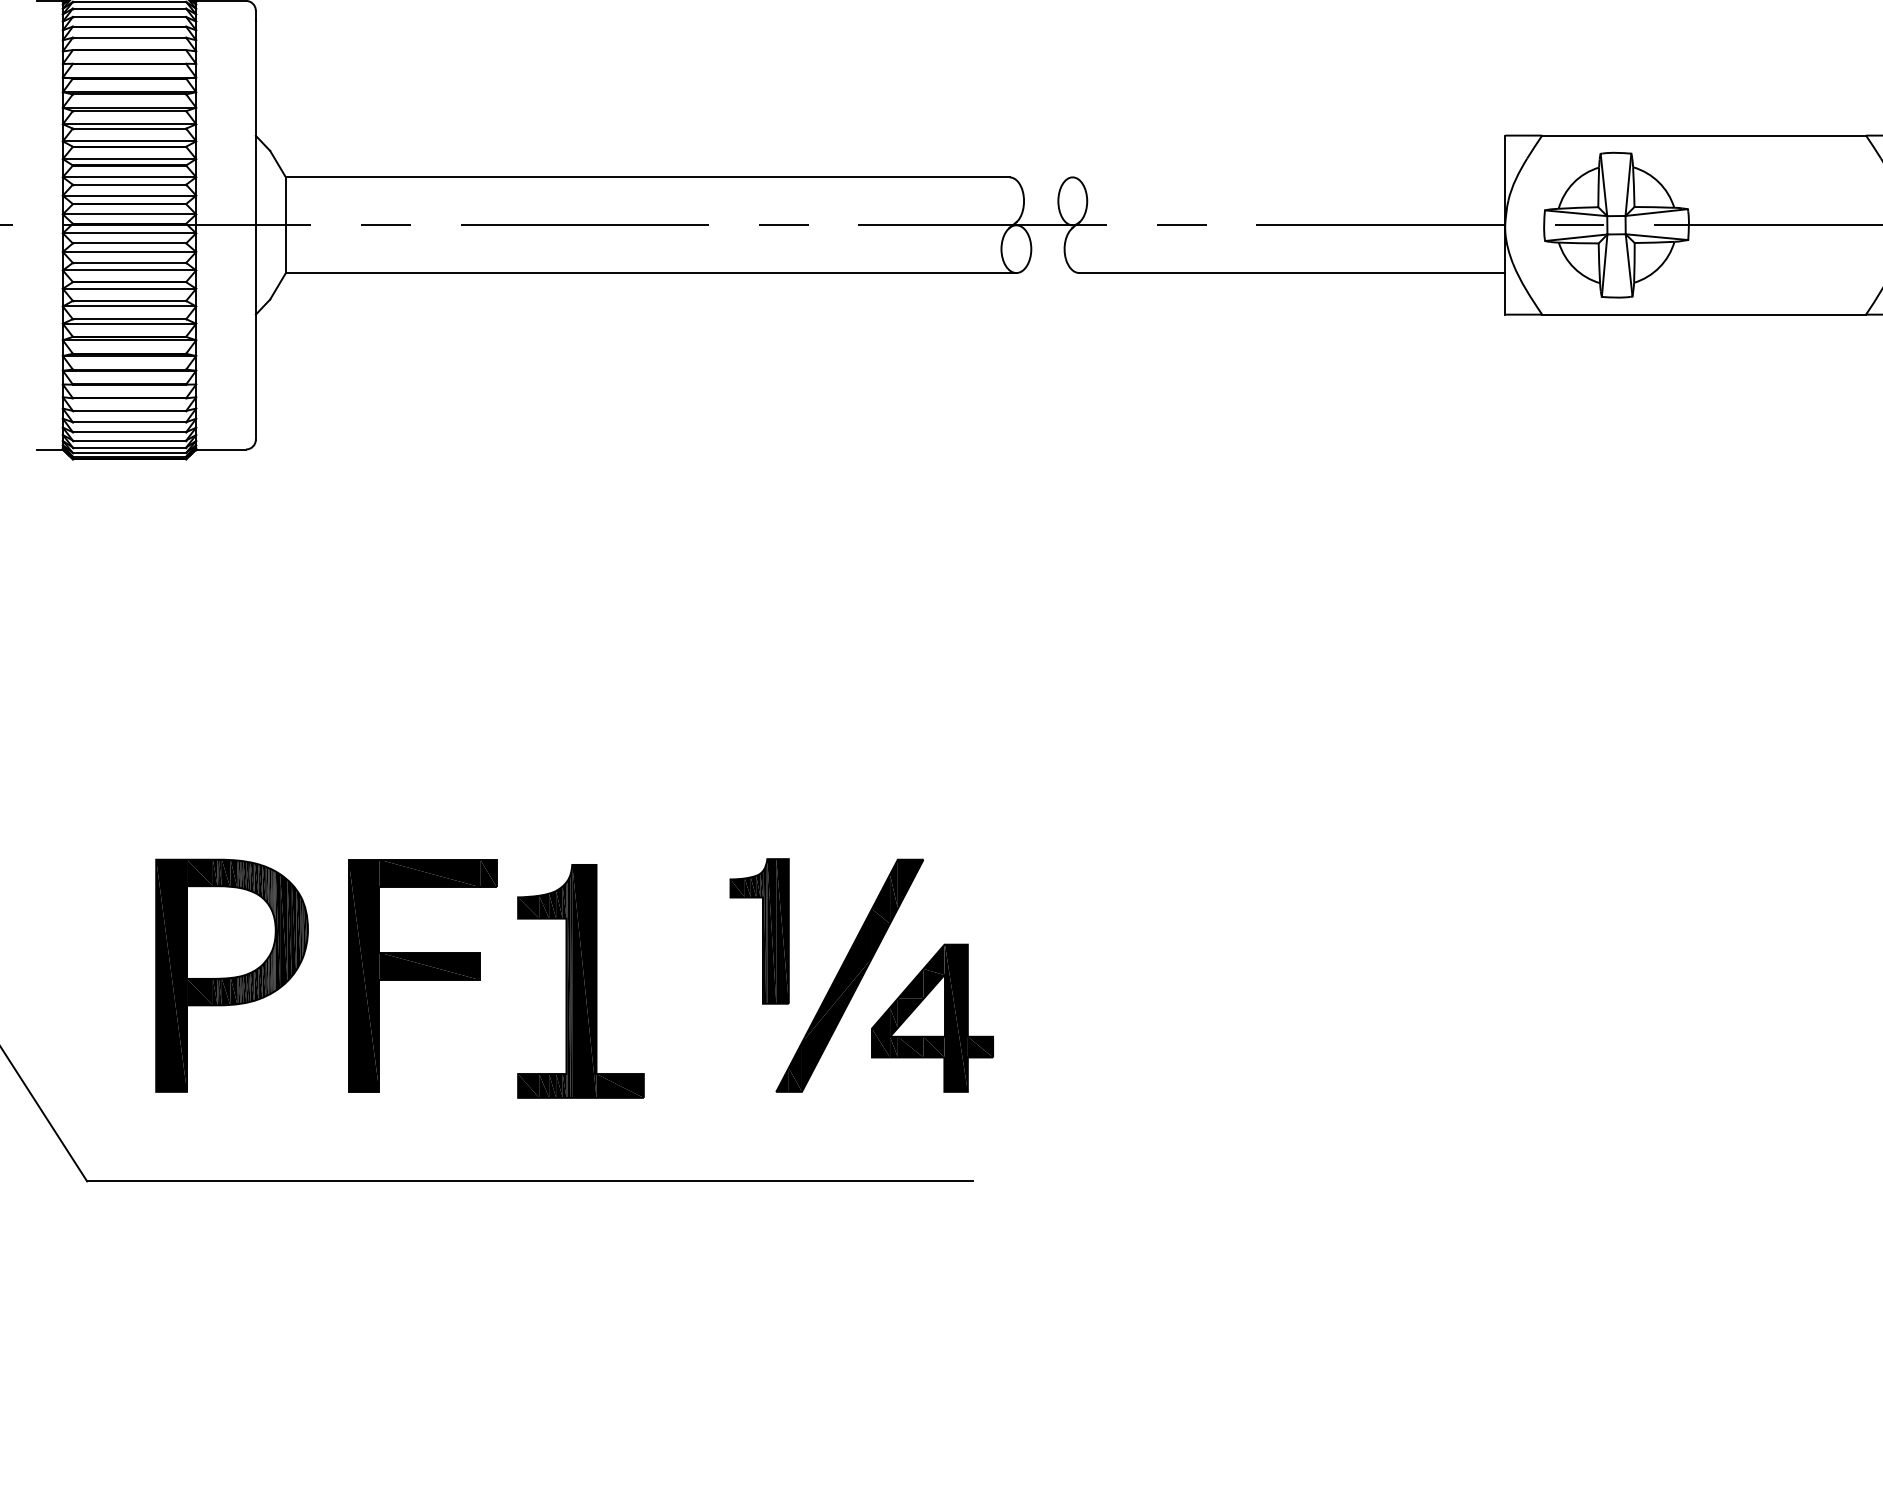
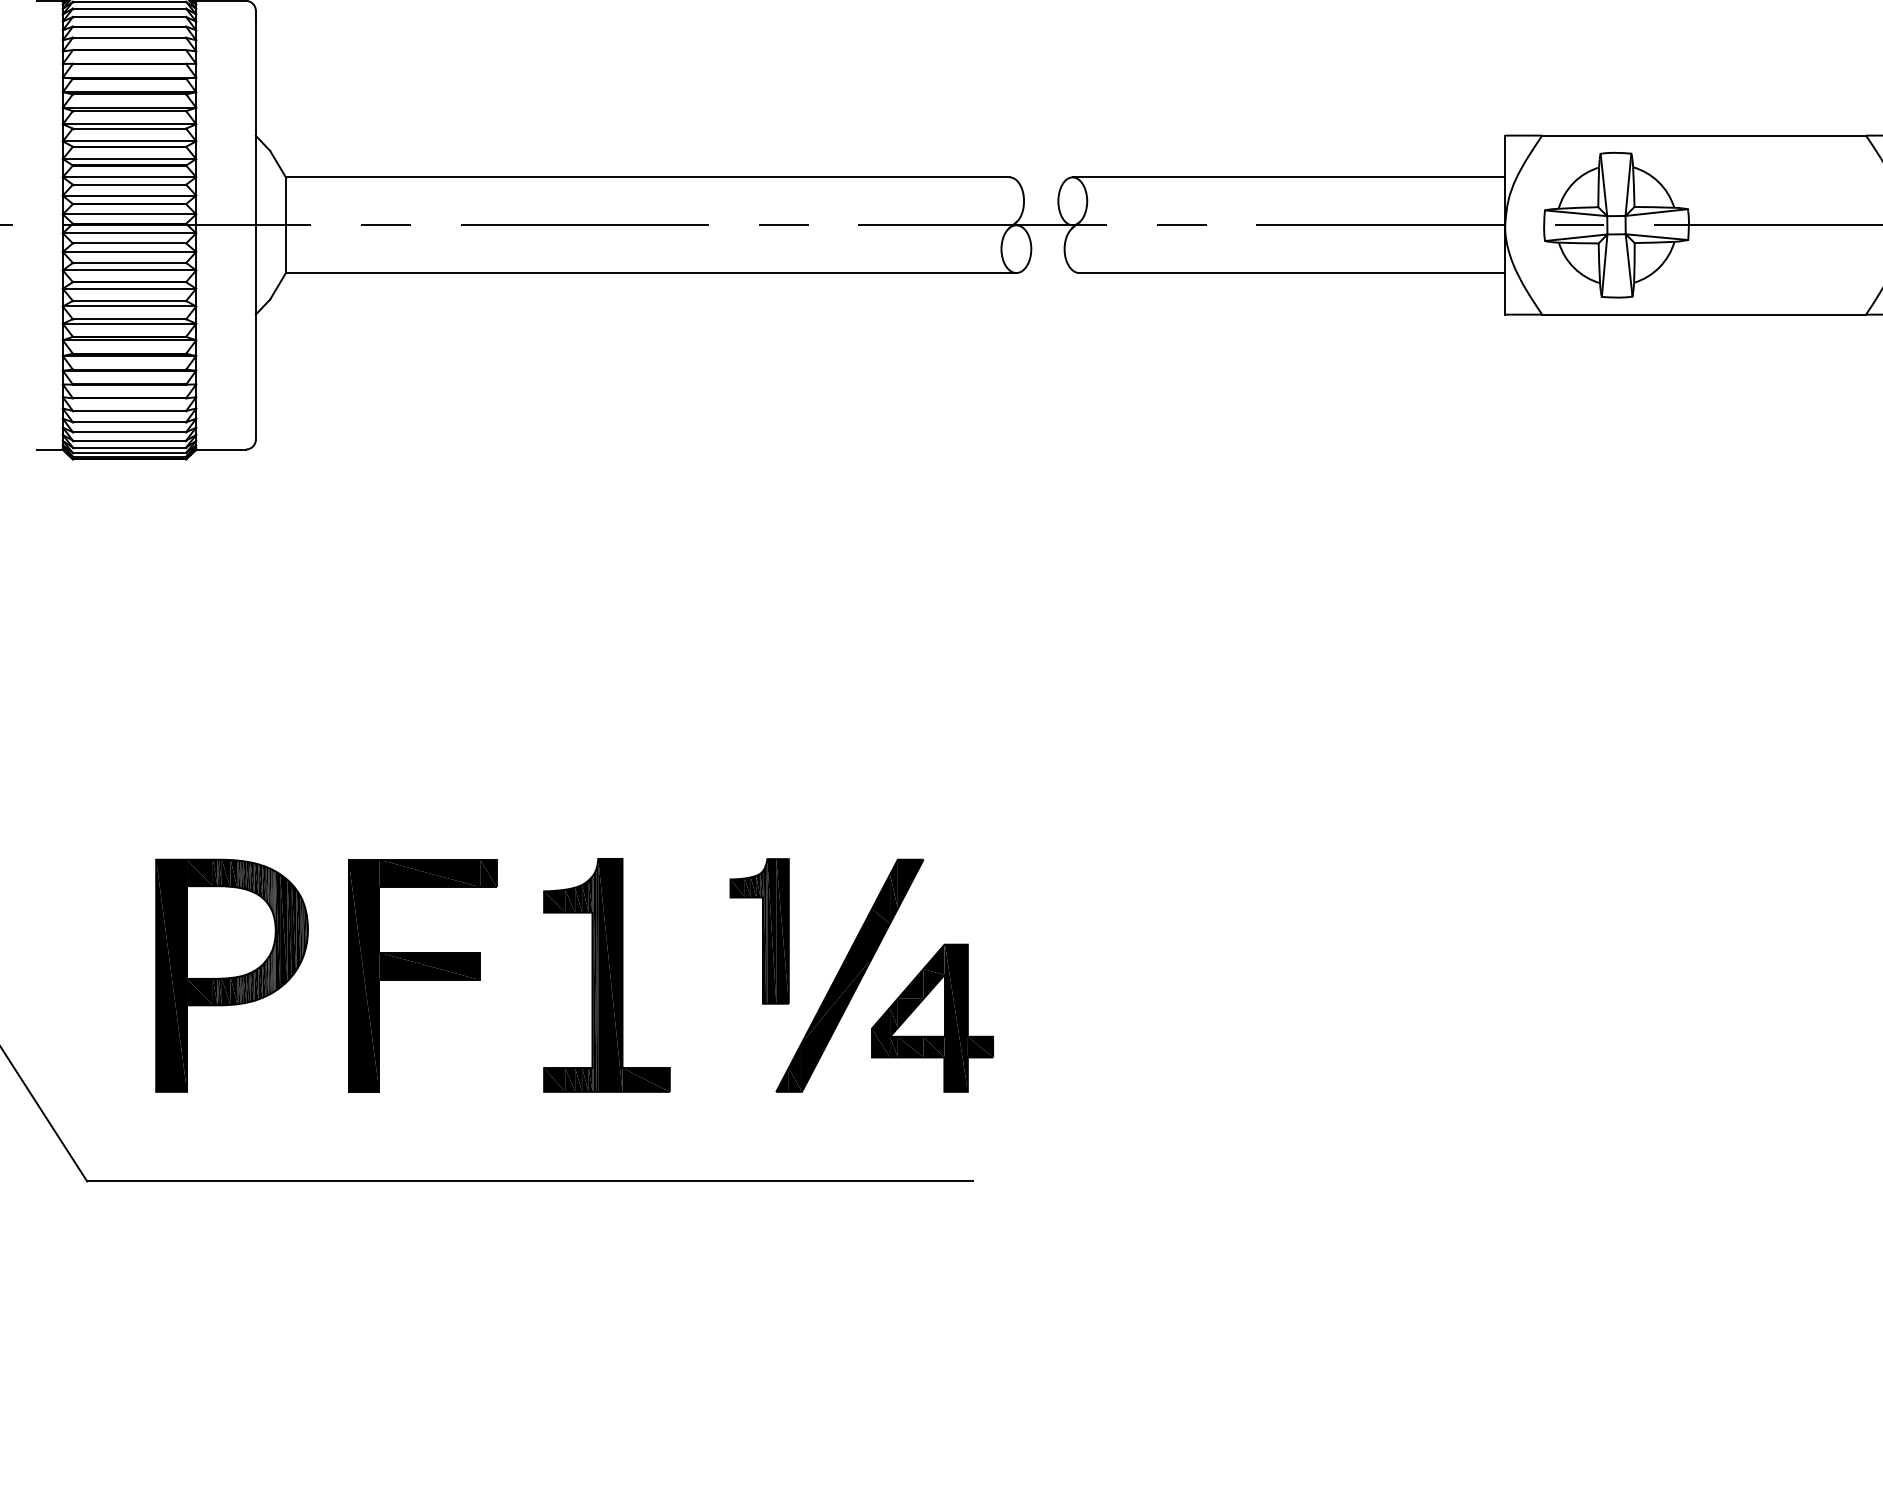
line: none -> present (1288, 177)
part position: (580, 981) -> (606, 975) (606, 975)
